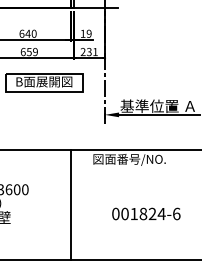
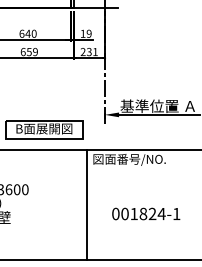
part position: (44, 82) -> (44, 129) (44, 129)
line position: (71, 205) -> (87, 205) (87, 205)
text: 001824-6 -> 001824-1 (176, 213)
